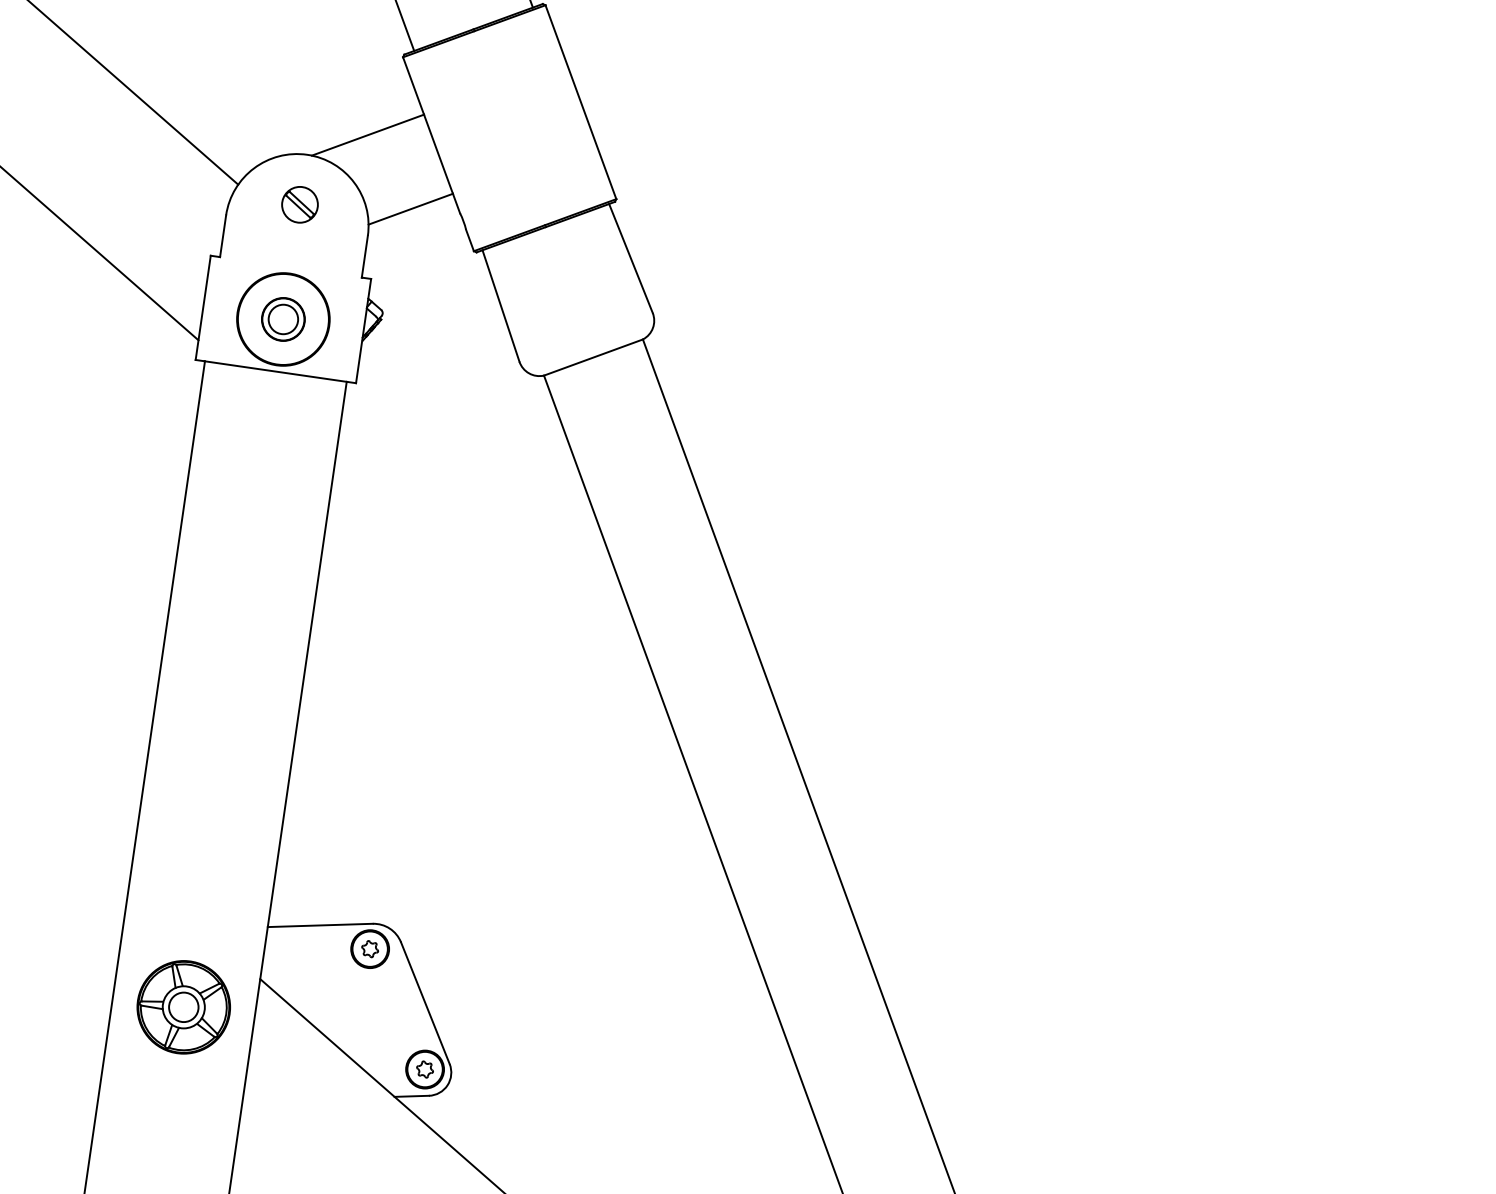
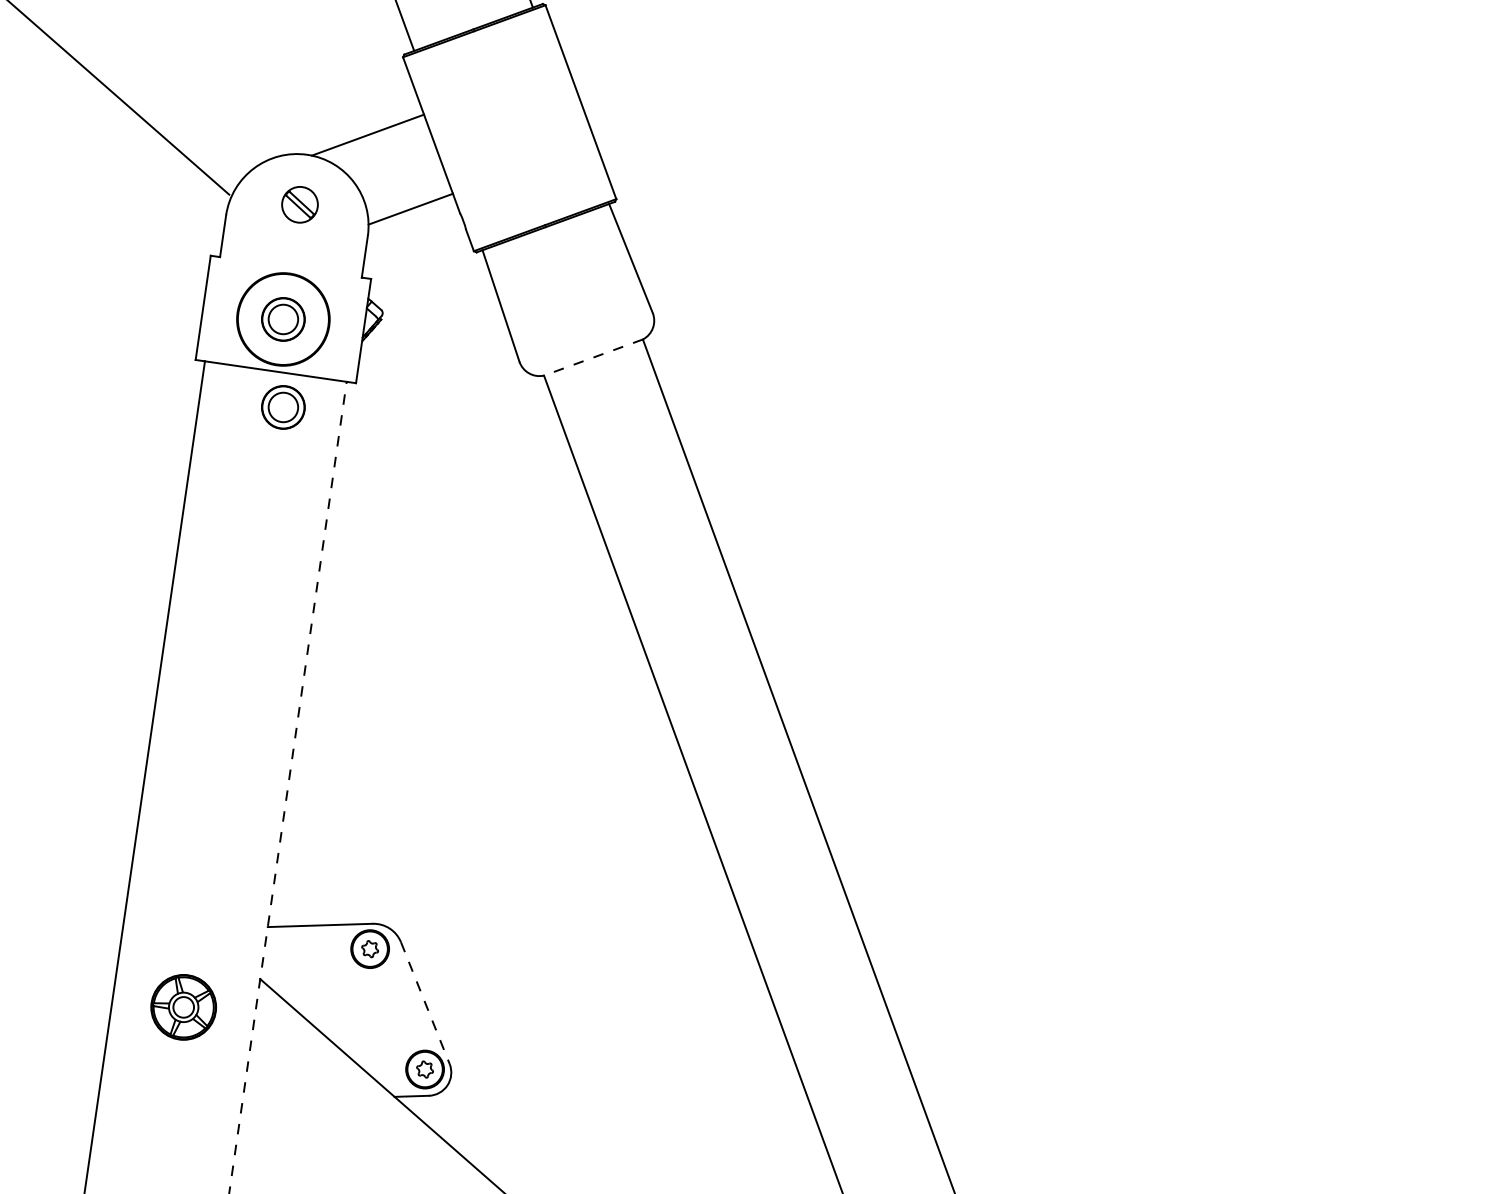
line position: (134, 93) -> (119, 98) (119, 98)
line: present -> none (100, 254)
line: solid -> dashed (593, 357)
part: none -> present (283, 407)
line: solid -> dashed (288, 787)
line: solid -> dashed (425, 1003)
part size: 95x95 px -> 67x67 px (183, 1007)
